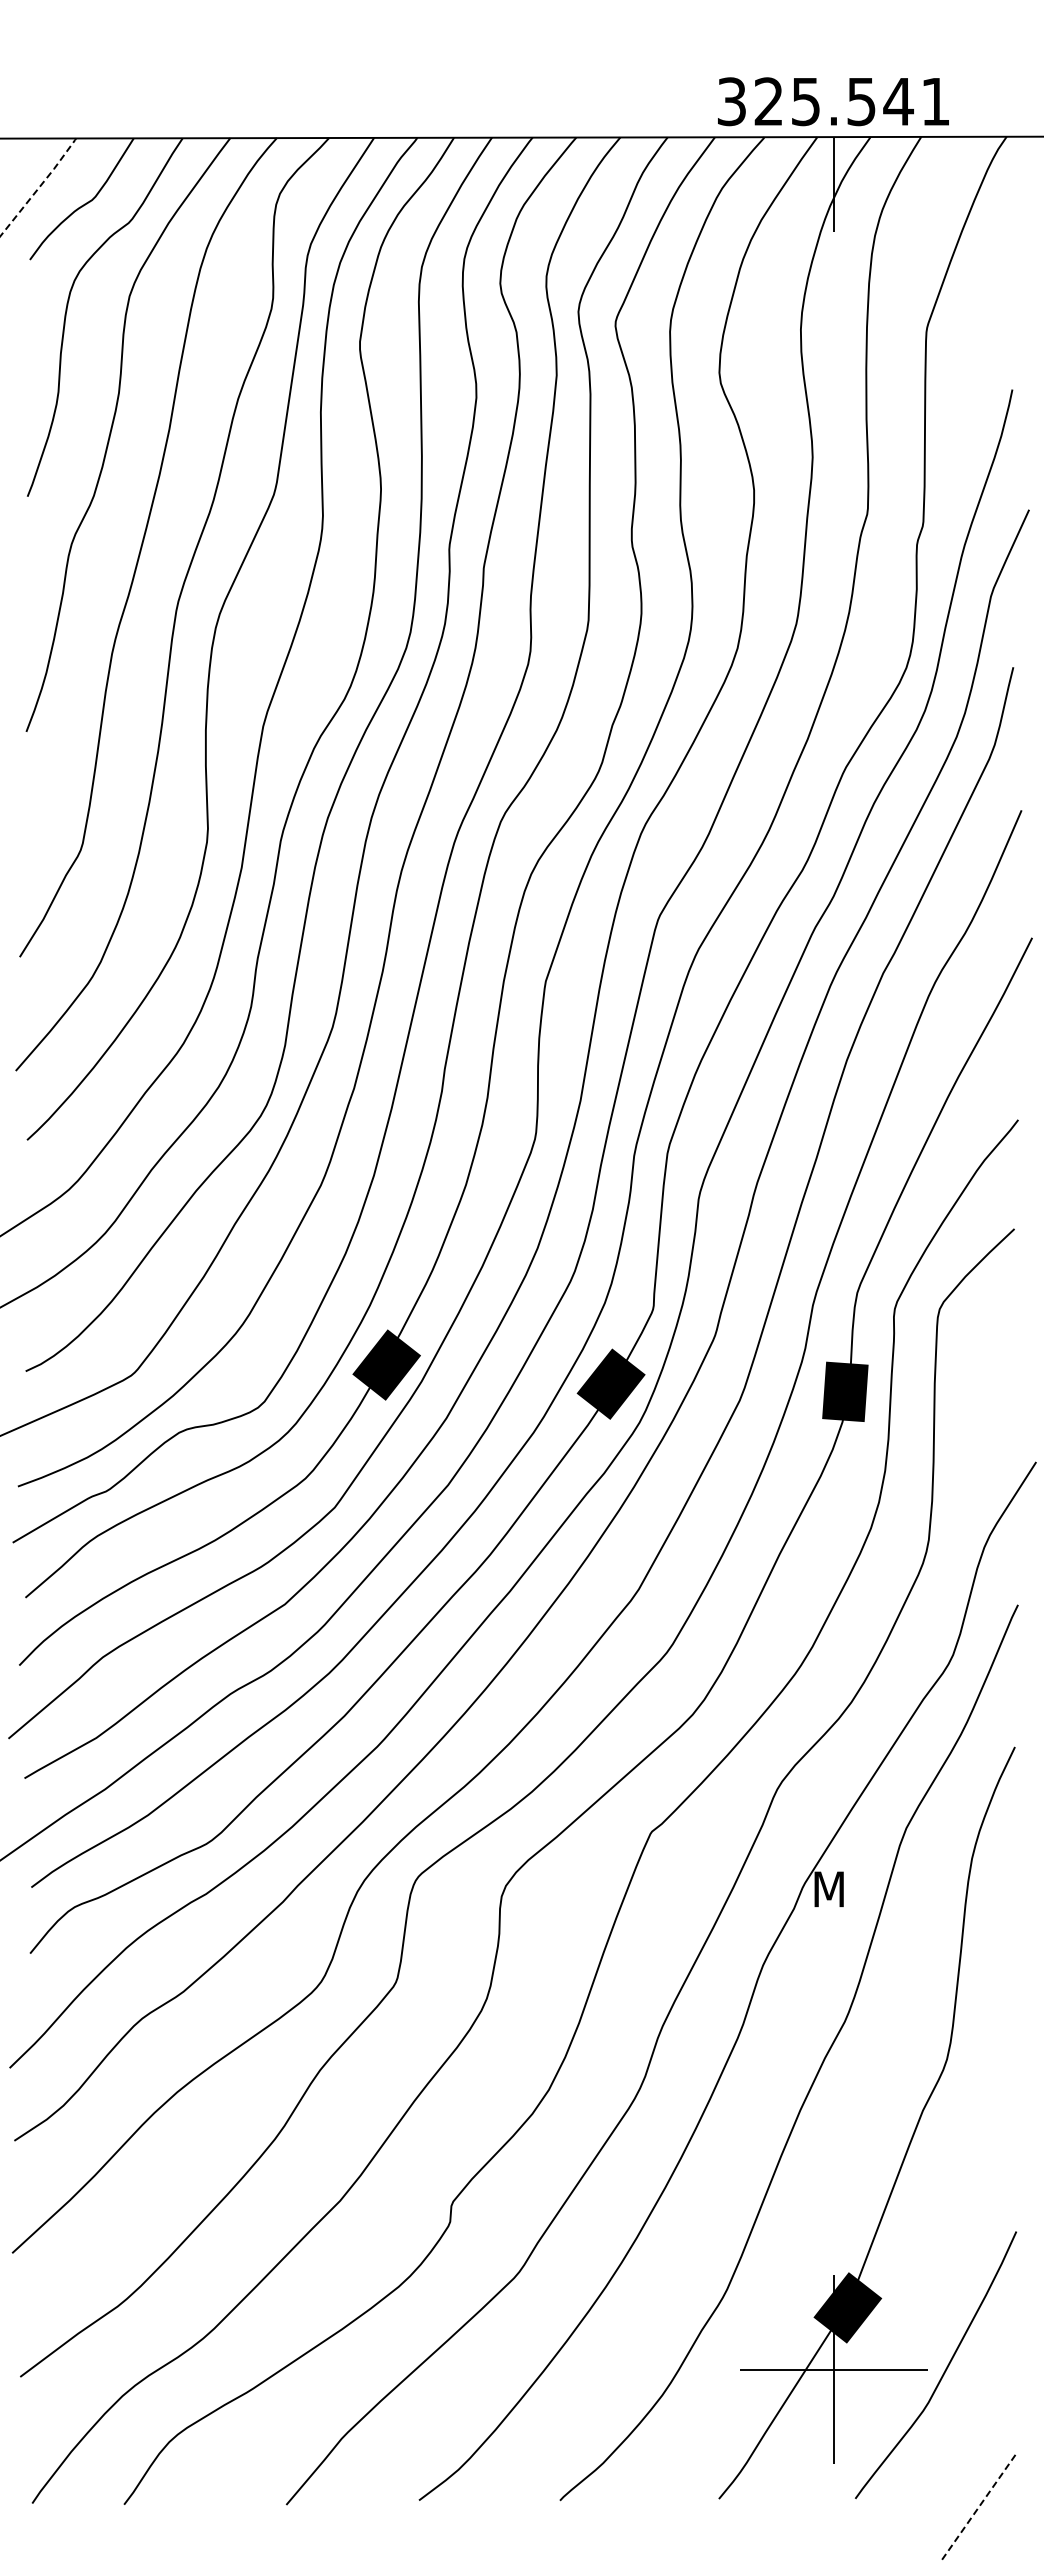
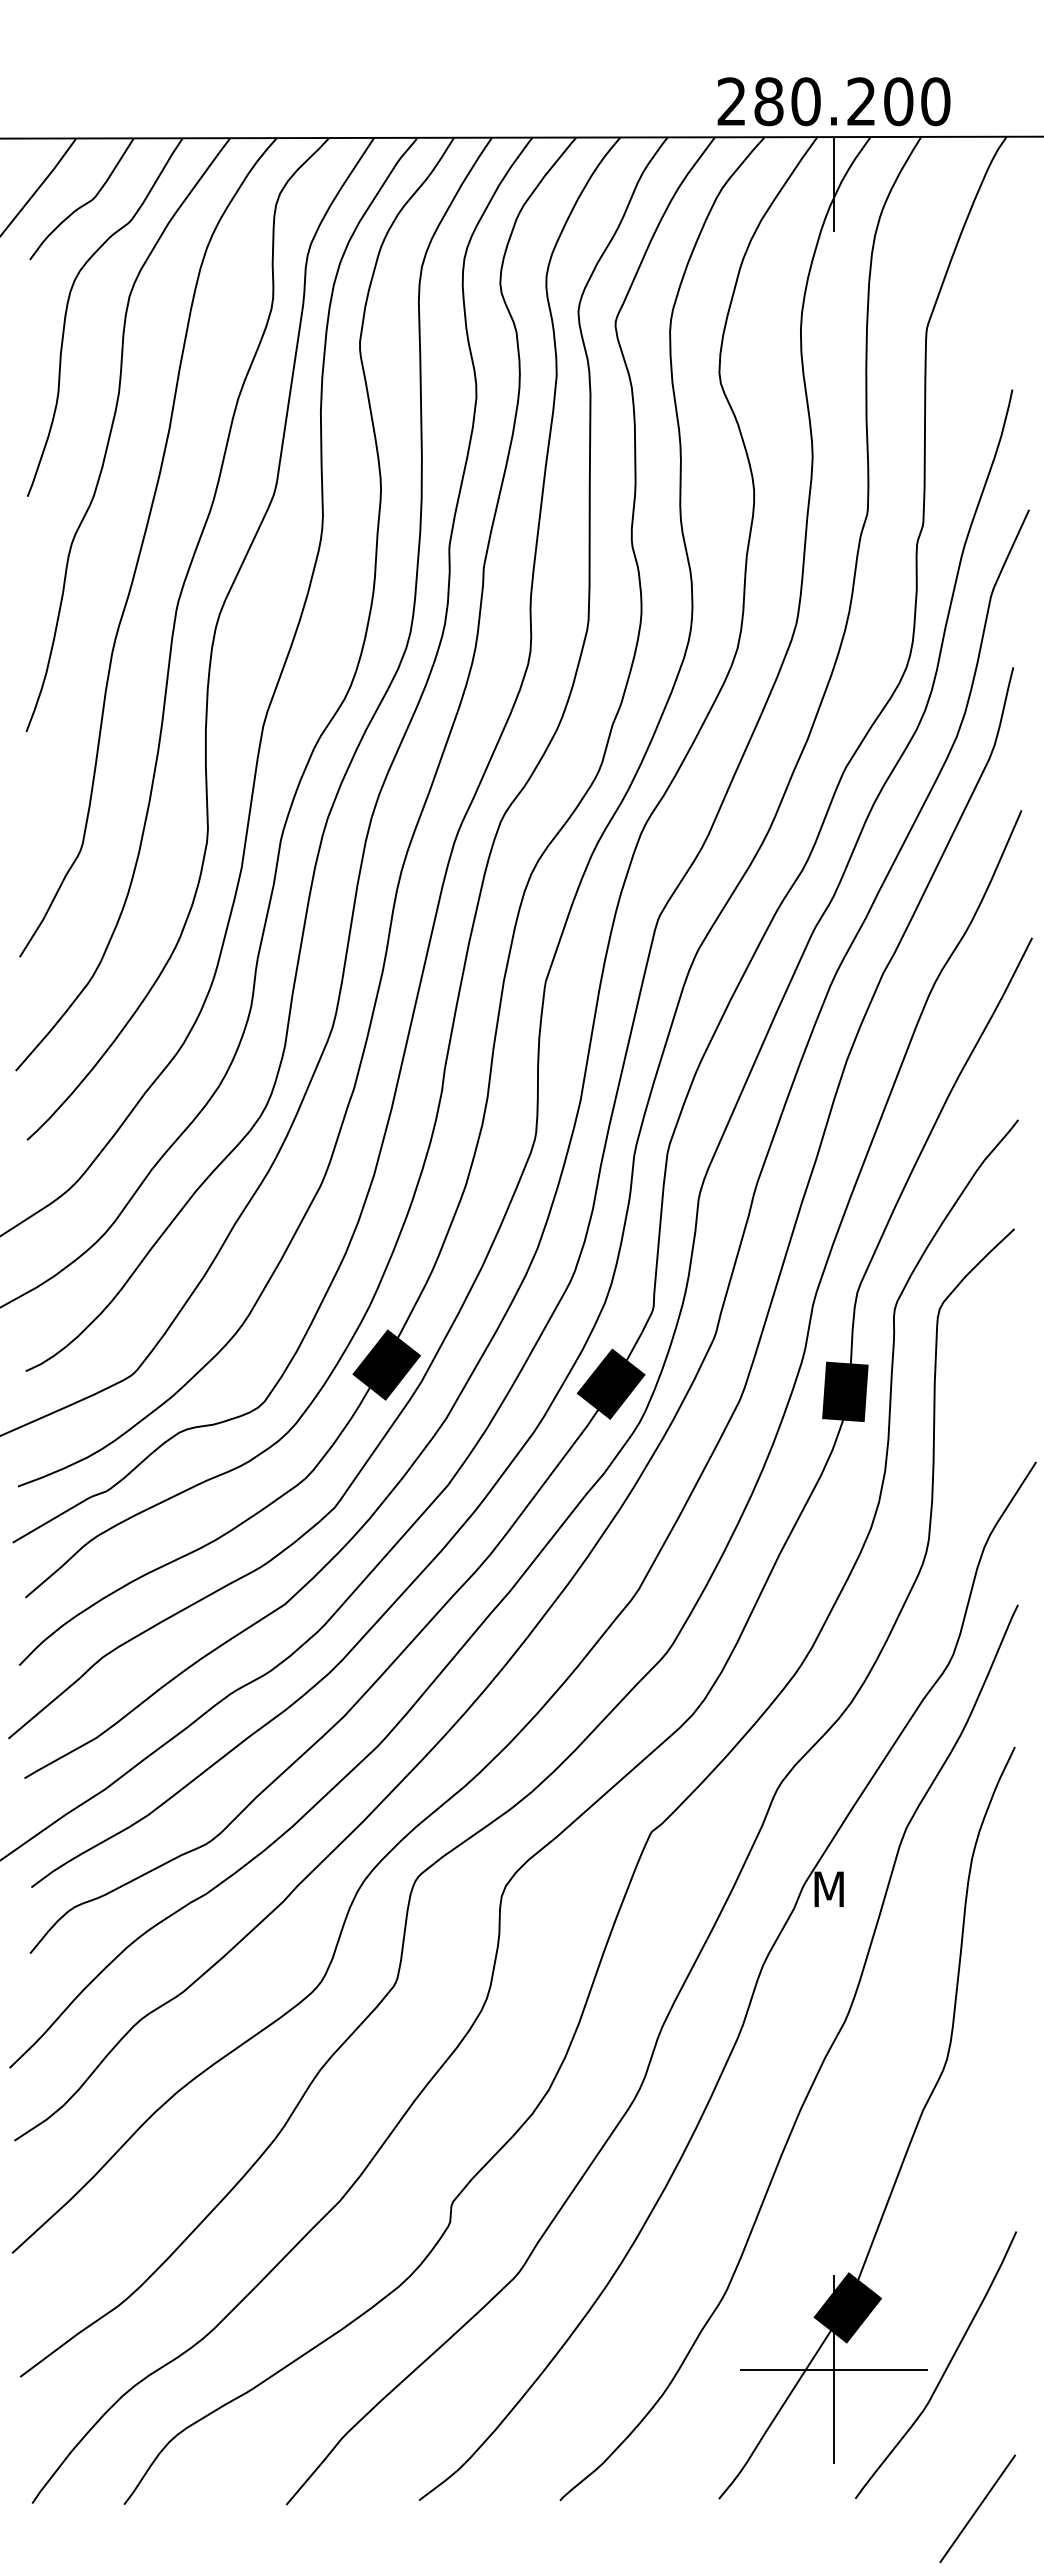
text: 325.541 -> 280.200 (833, 101)
line: dashed -> solid (39, 186)
line: dashed -> solid (977, 2508)
